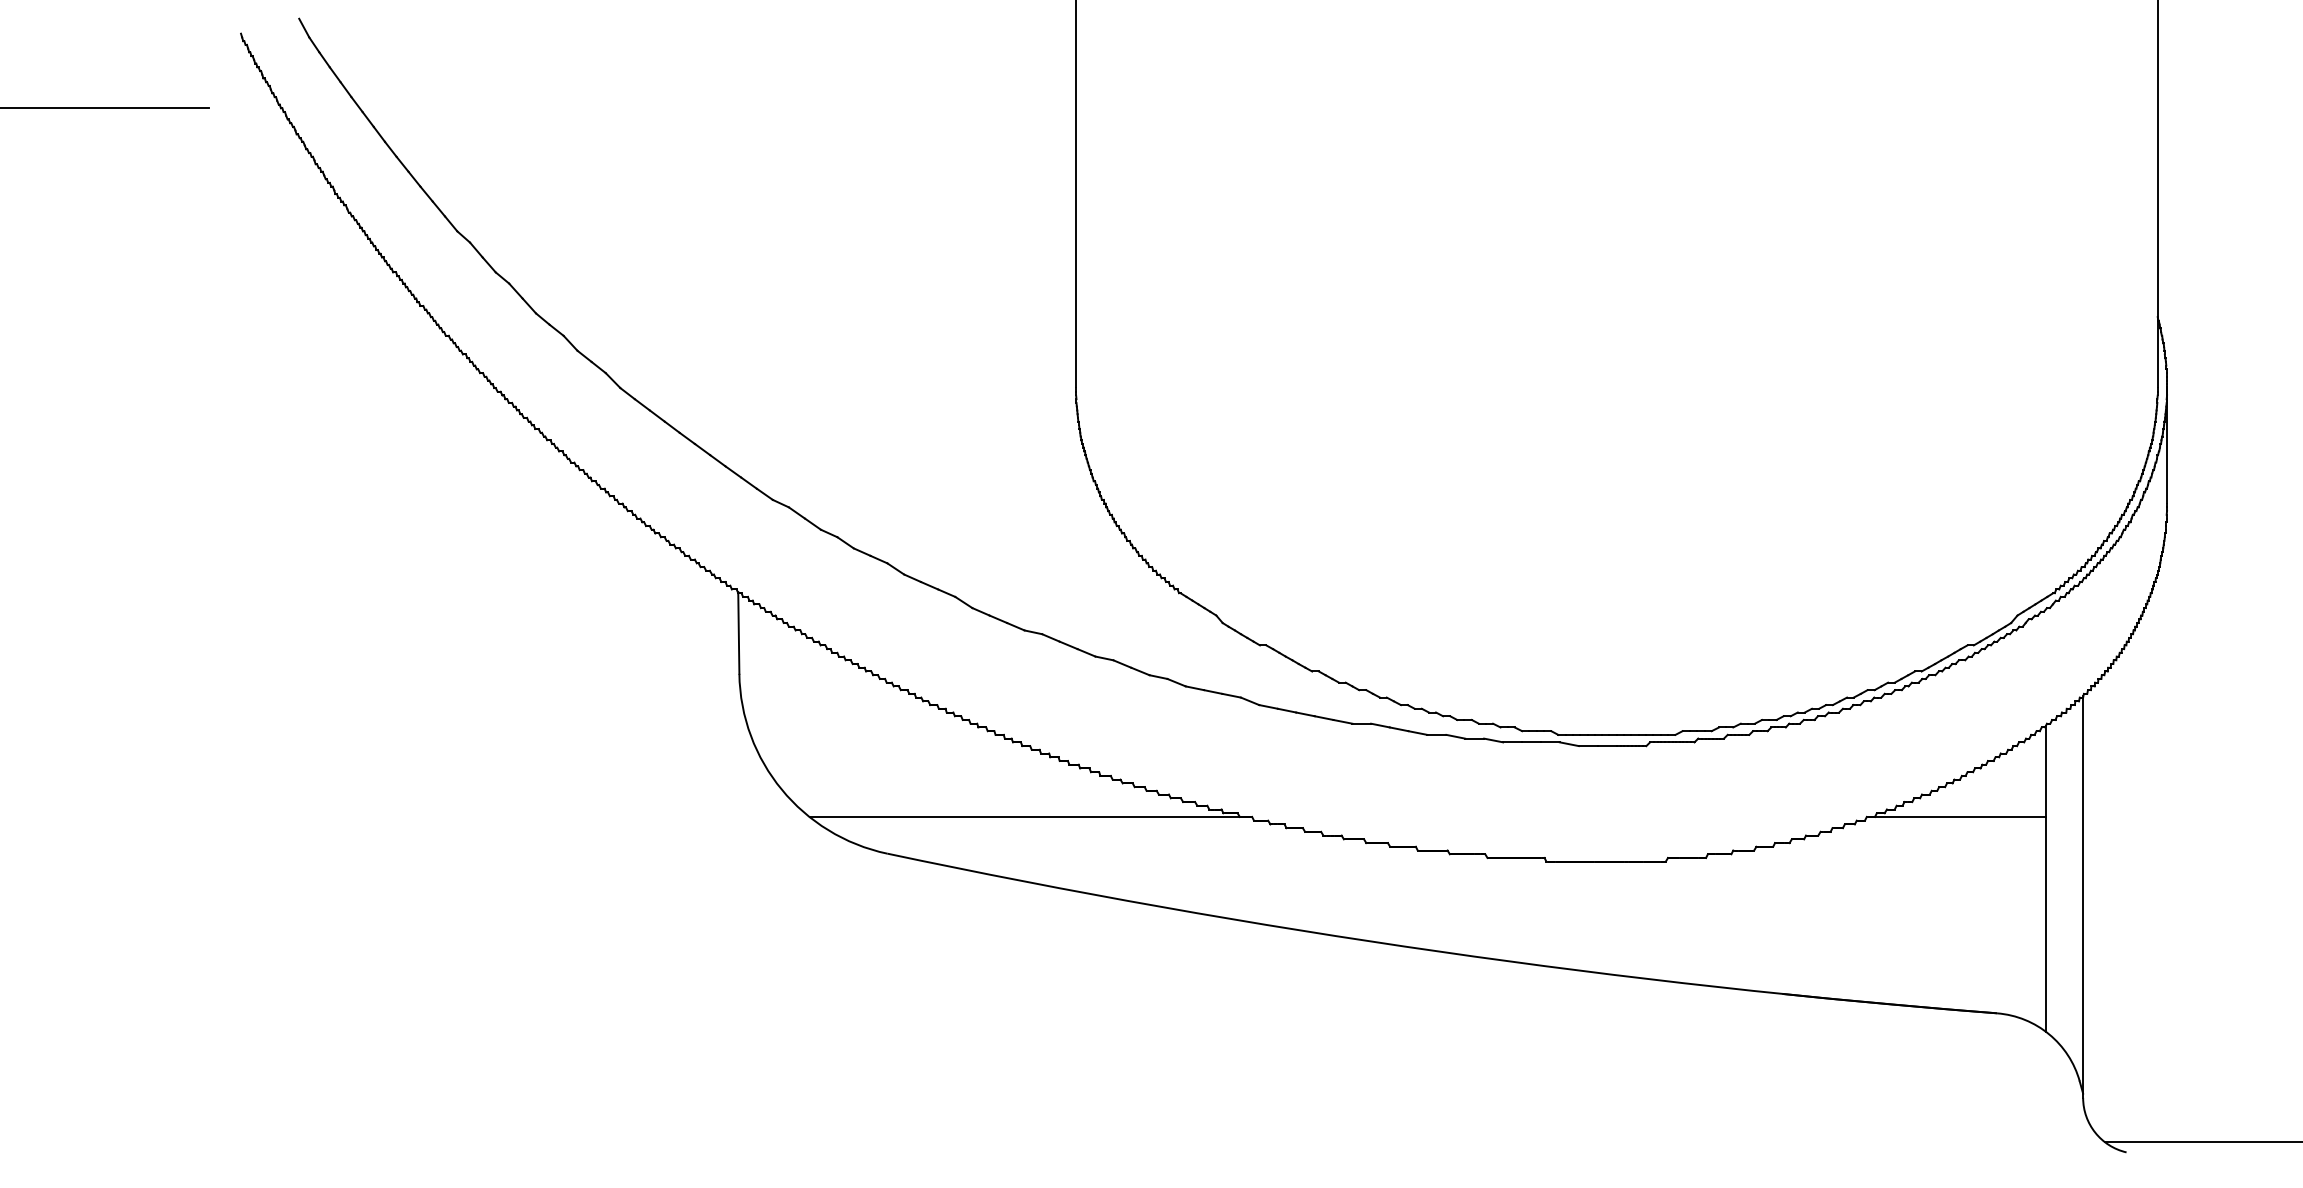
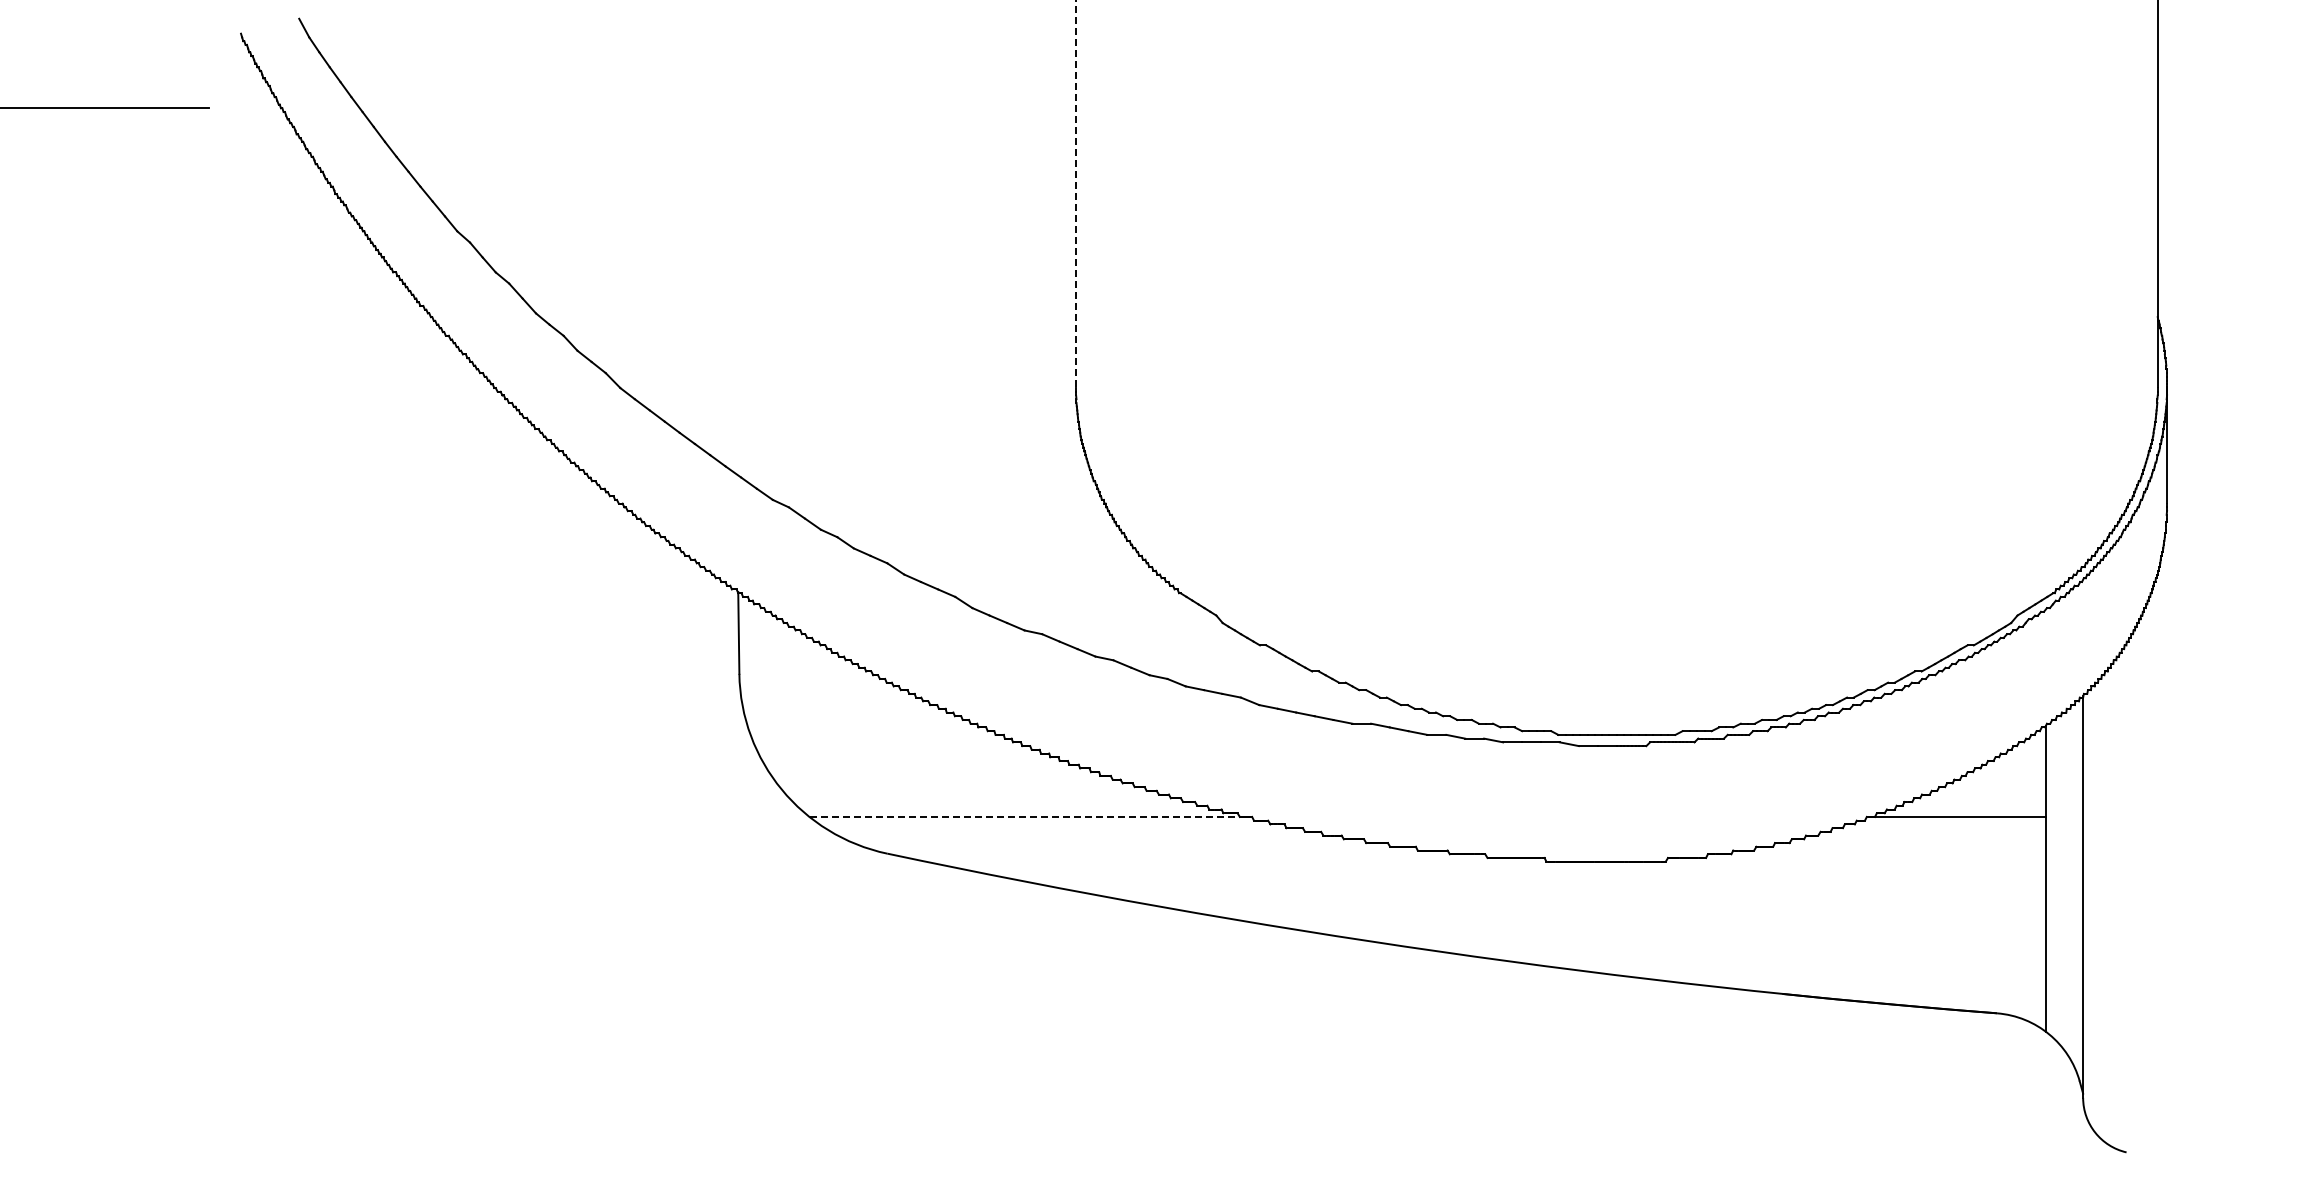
line: solid -> dashed (1076, 192)
line: solid -> dashed (1028, 816)
line: present -> none (2201, 1142)
